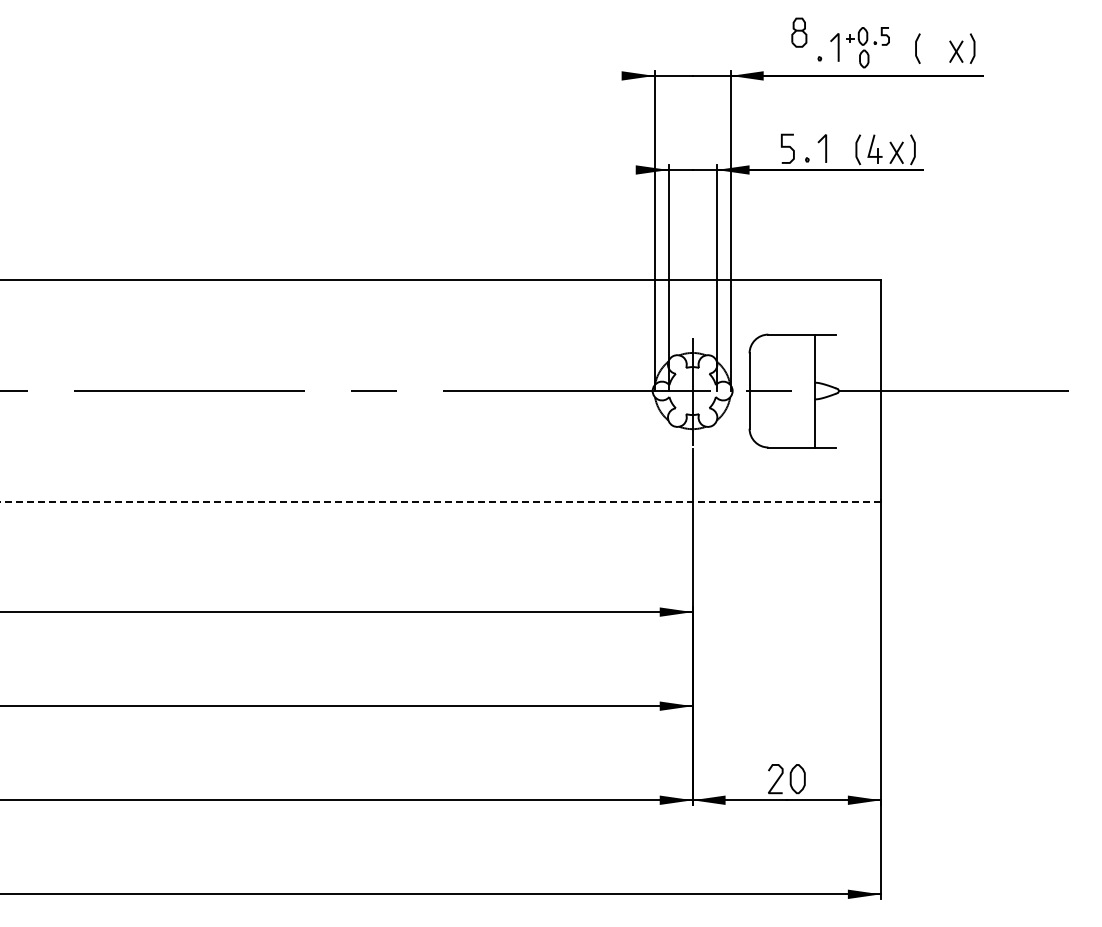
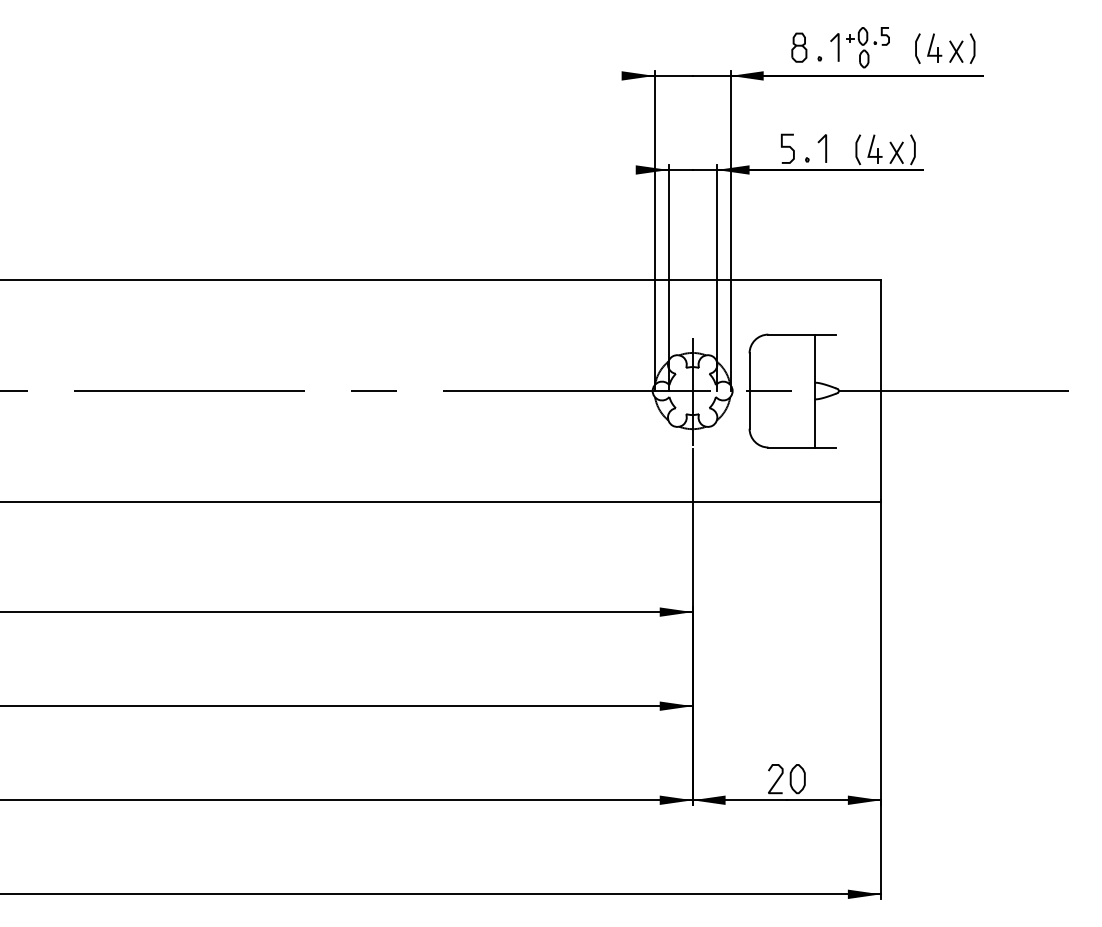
part position: (799, 32) -> (799, 47) (799, 47)
part: none -> present (934, 47)
line: dashed -> solid (440, 502)
